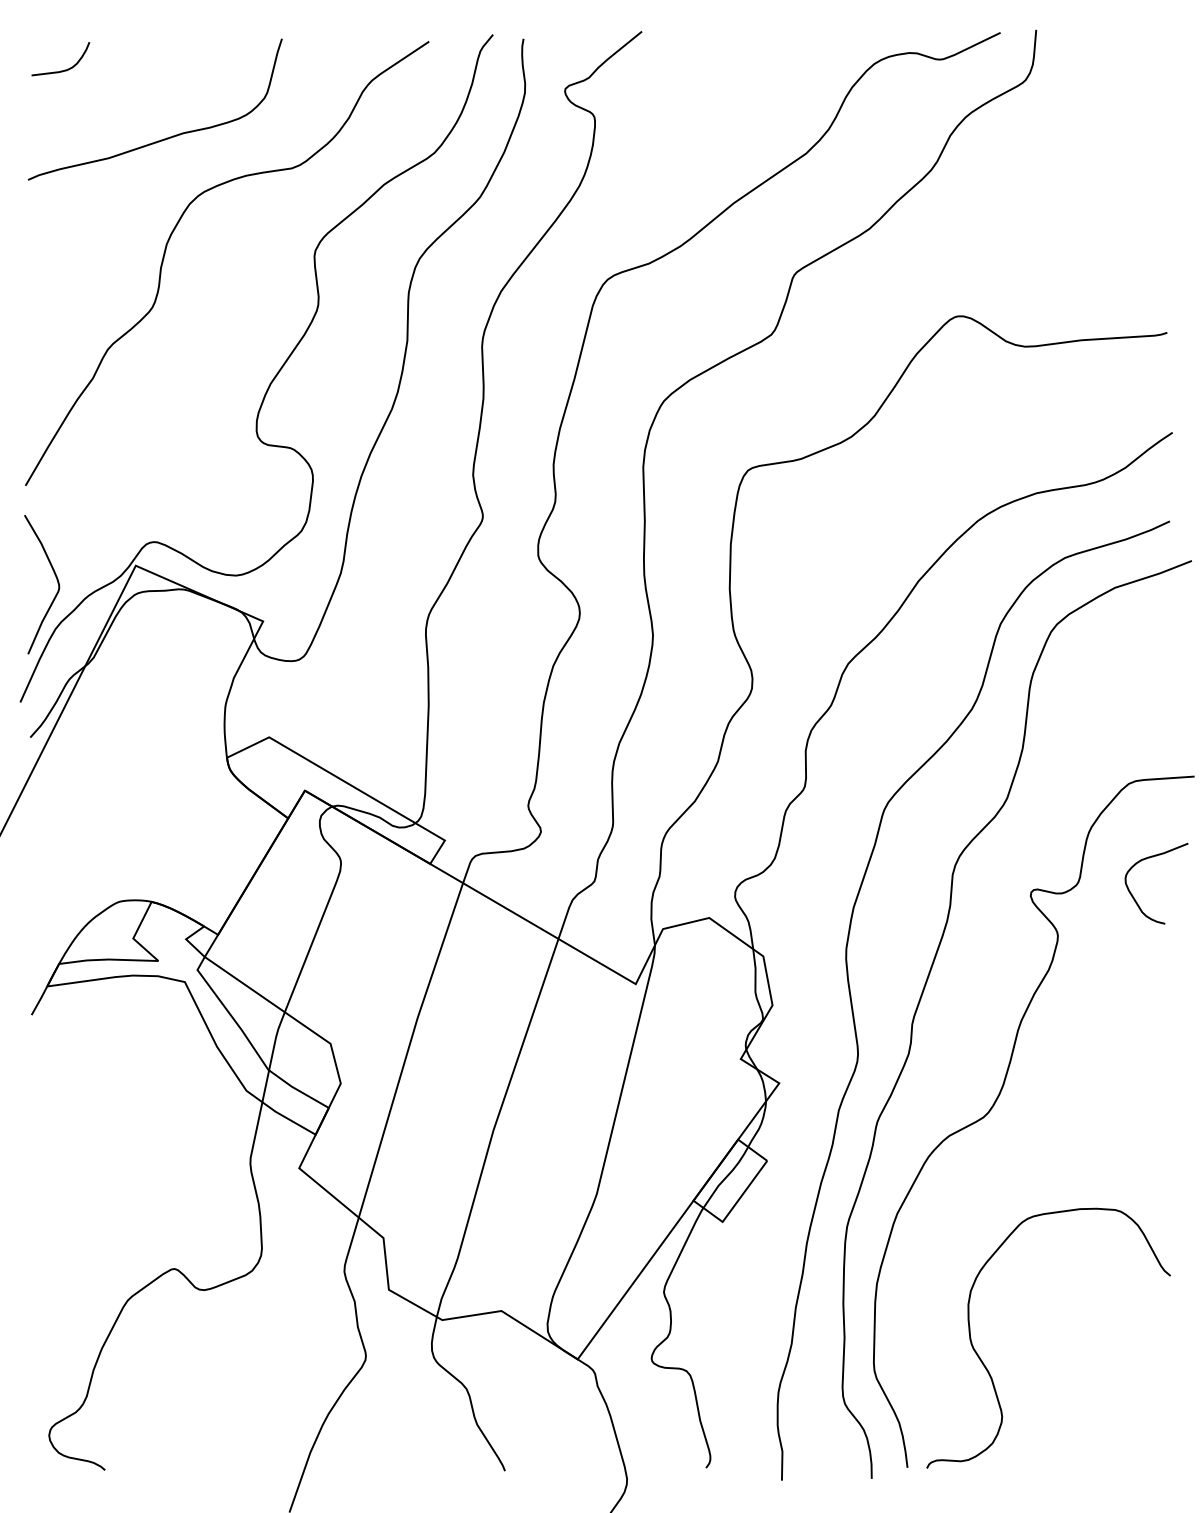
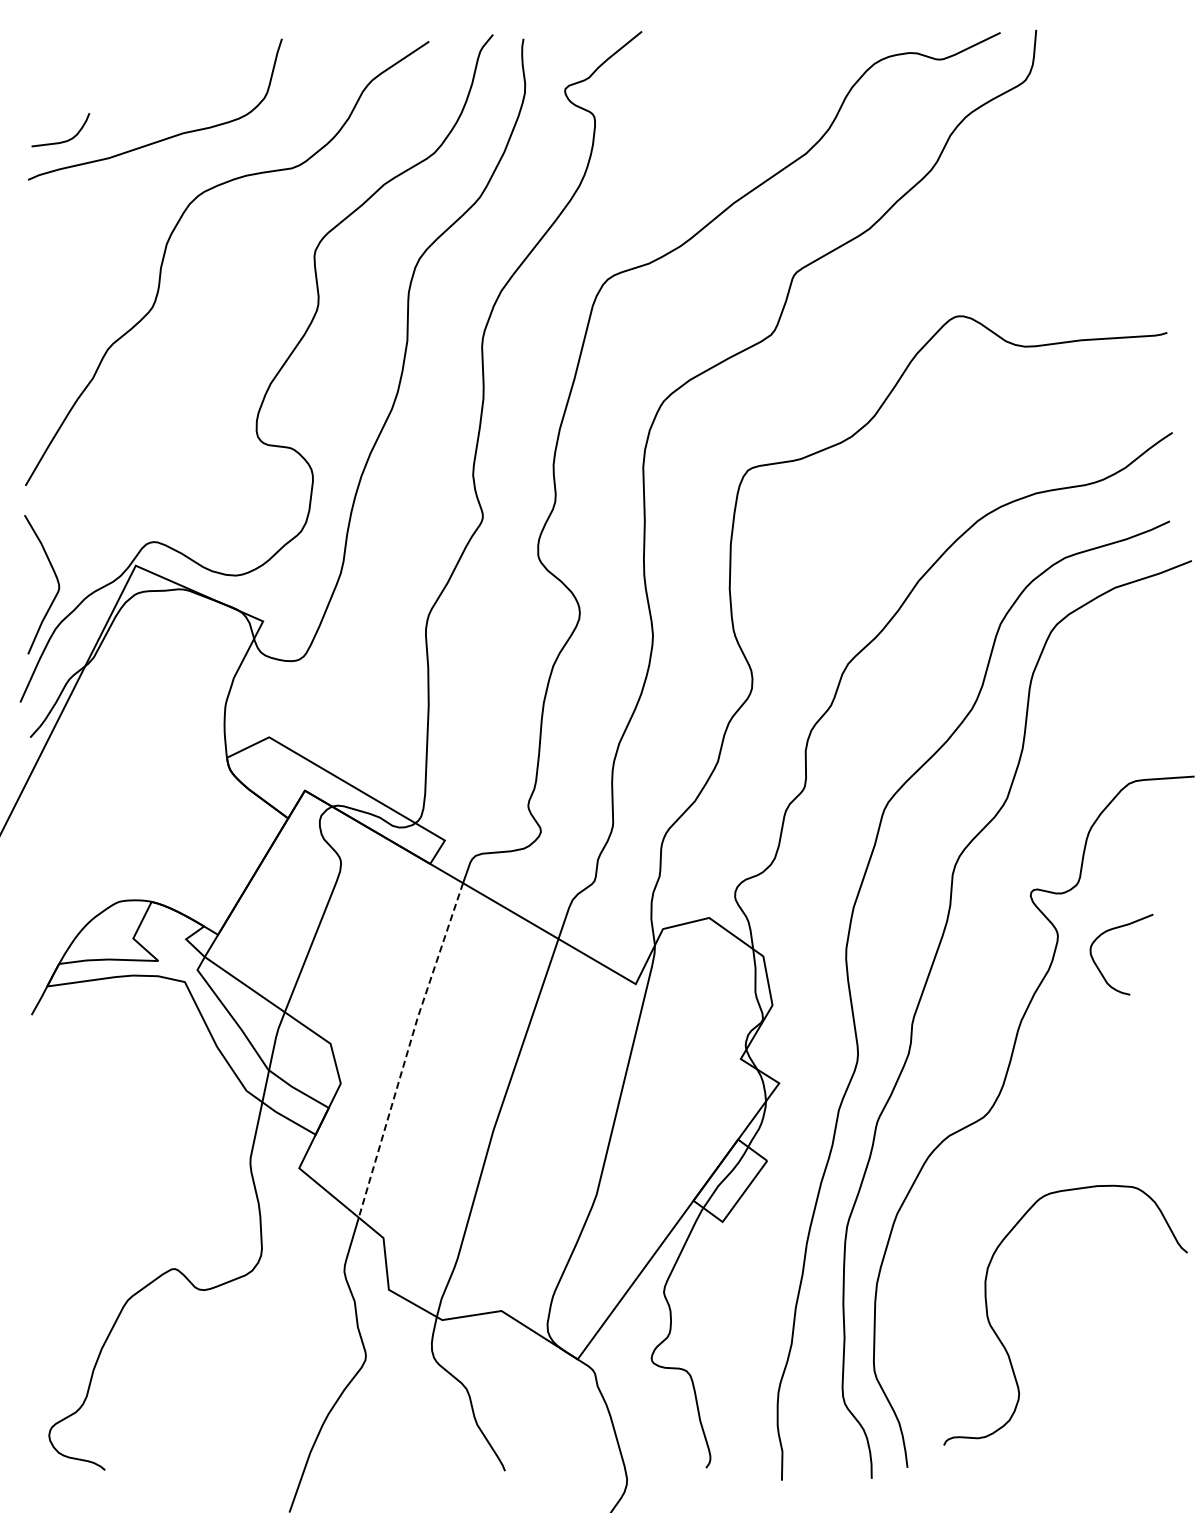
curve position: (64, 69) -> (64, 140) (64, 140)
curve position: (1149, 858) -> (1114, 929) (1114, 929)
line: solid -> dashed (408, 1049)
curve position: (989, 1371) -> (1006, 1348) (1006, 1348)
